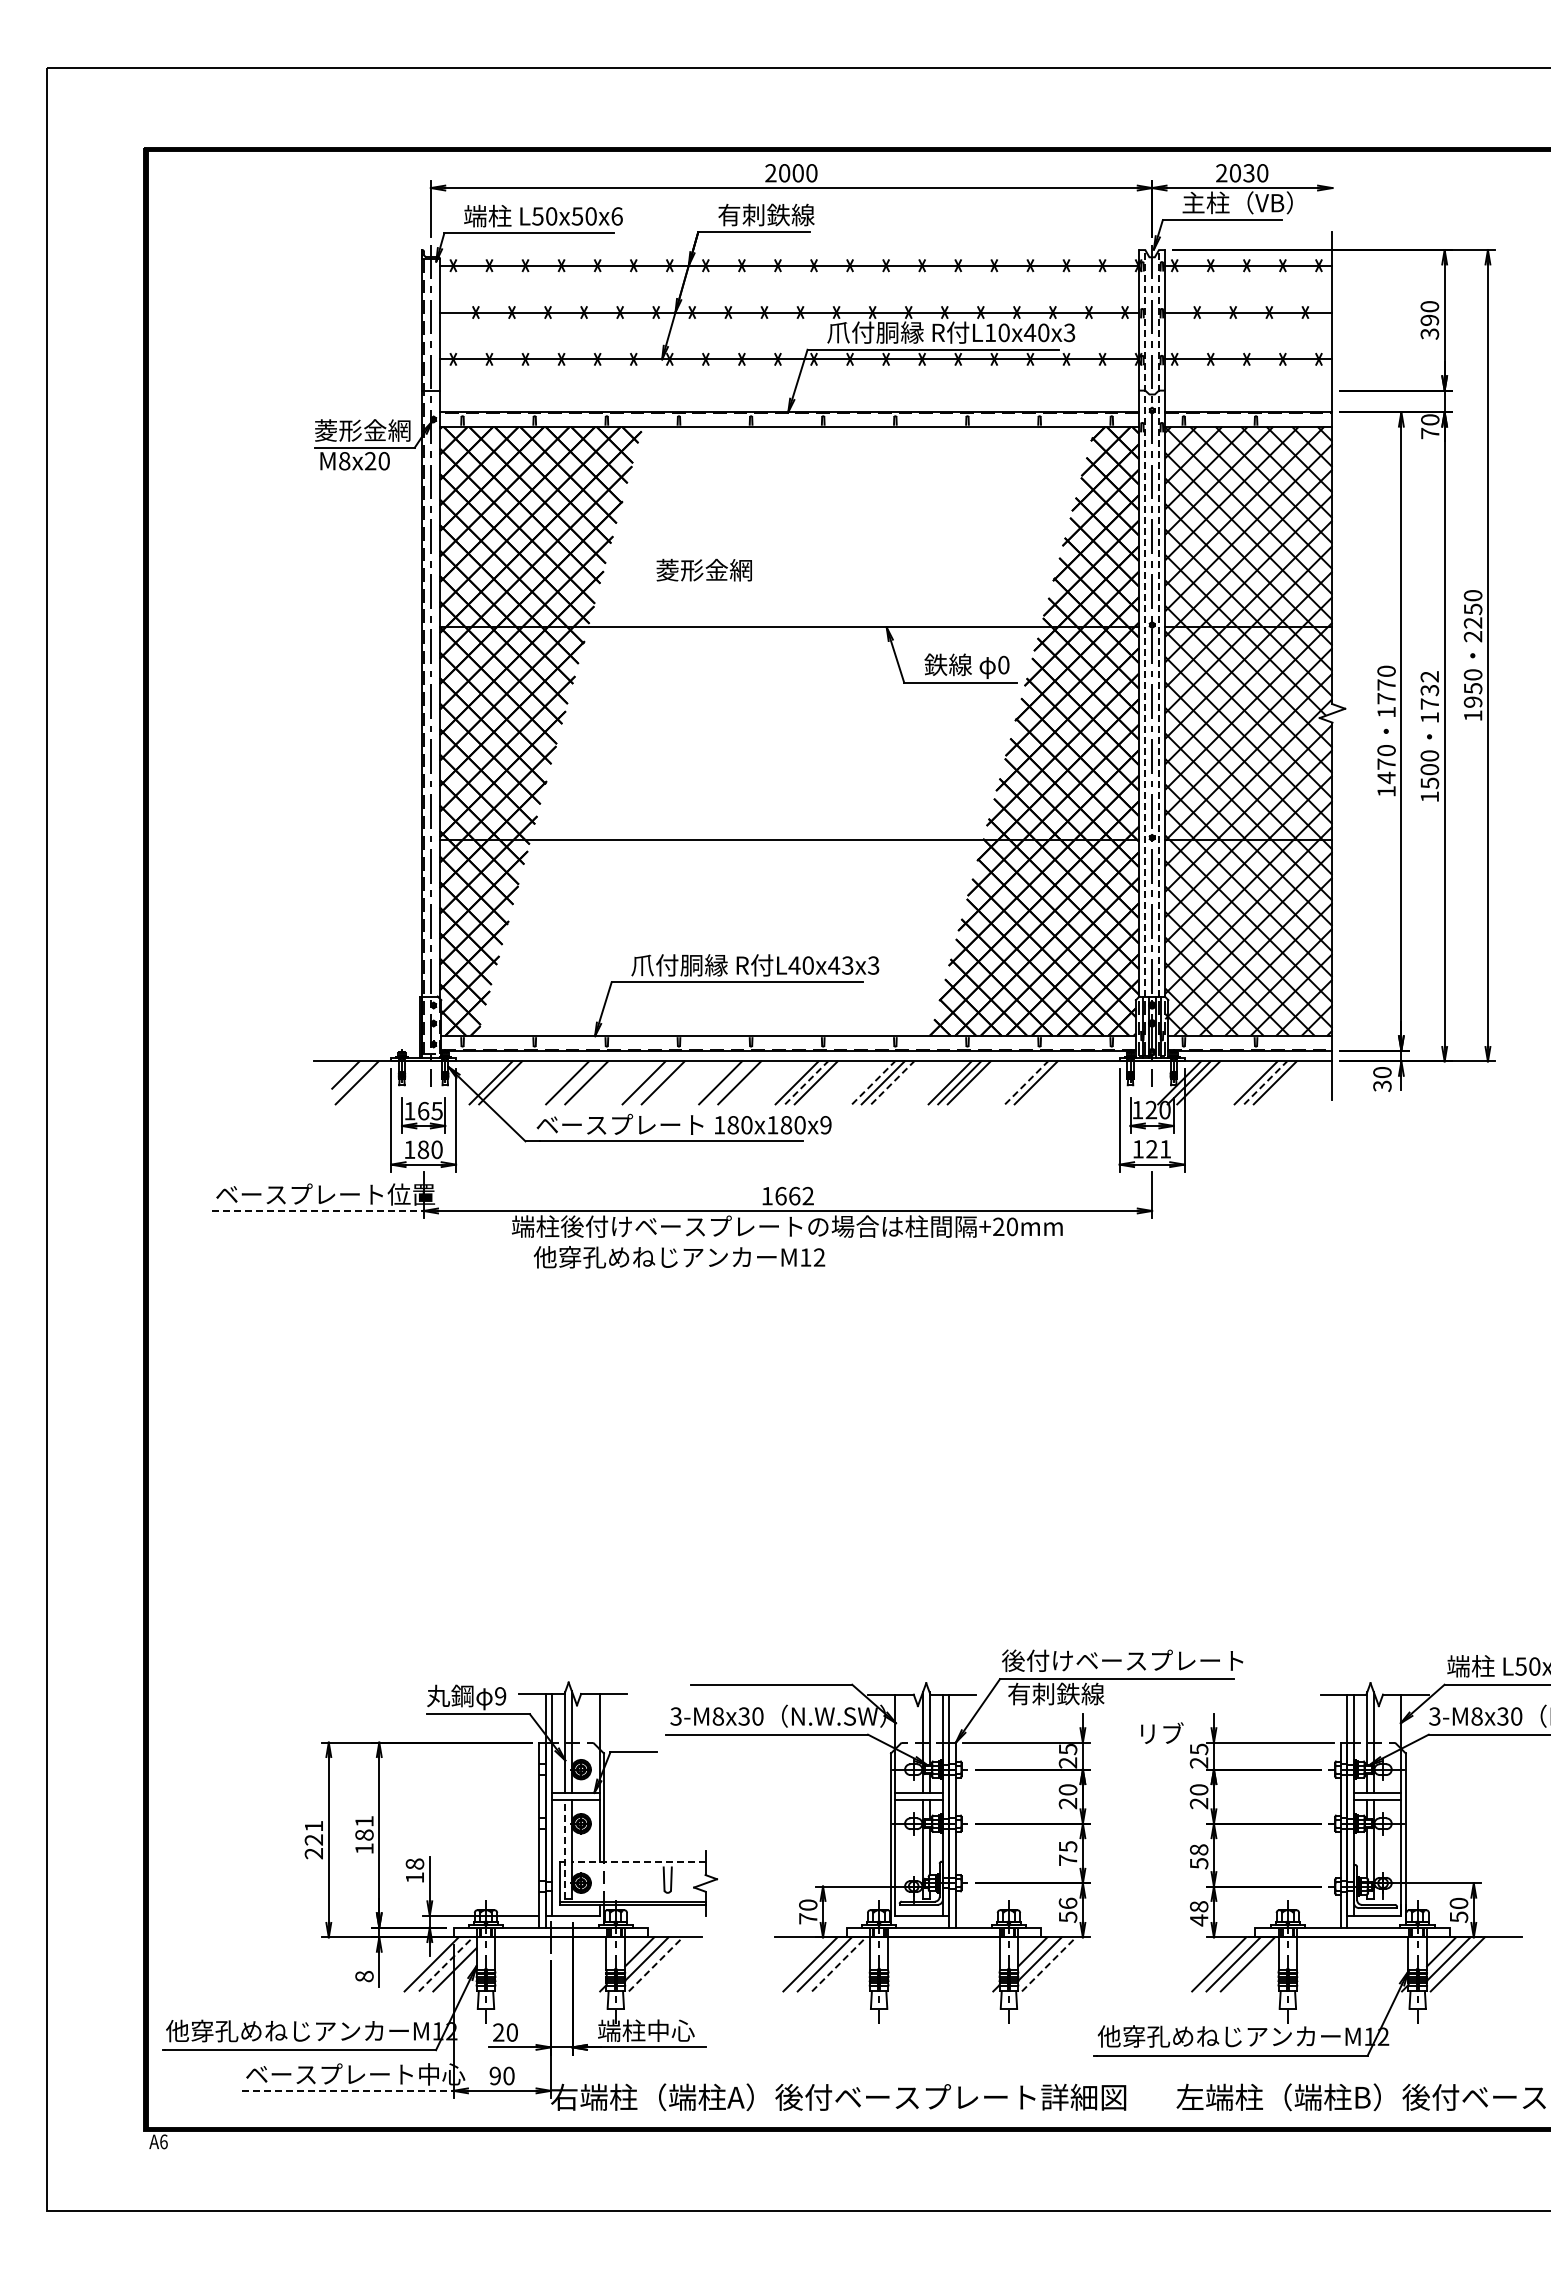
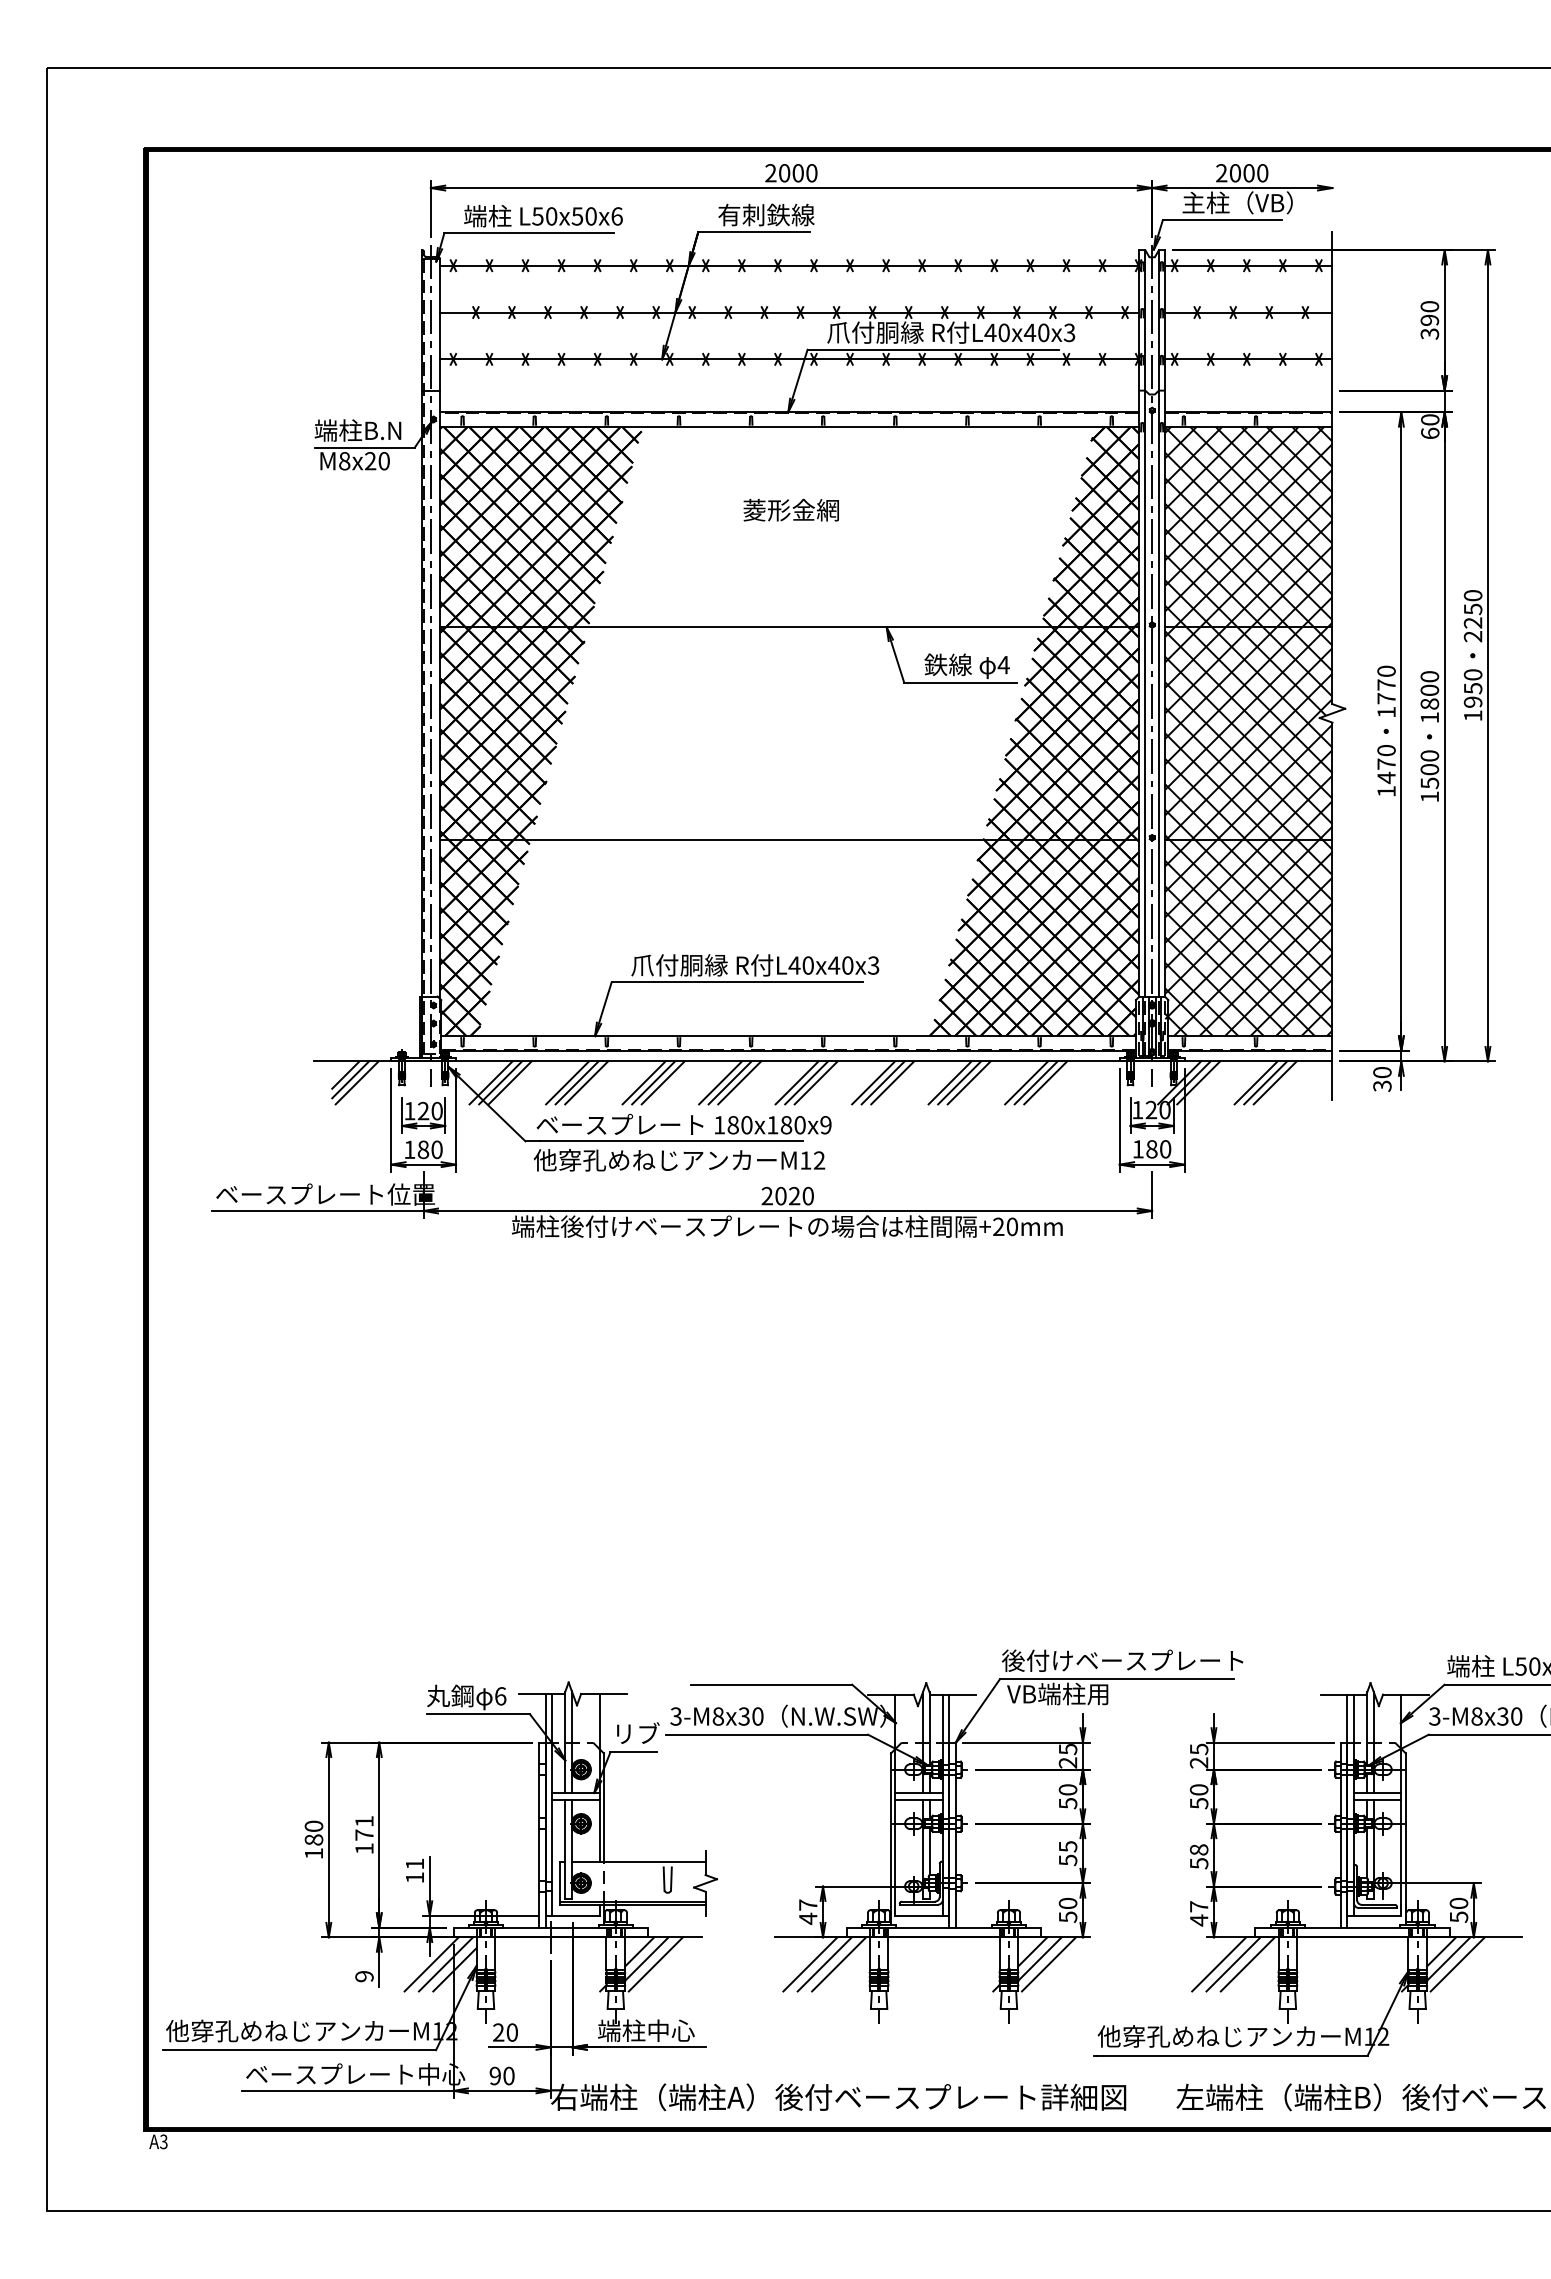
text: 2030 -> 2000 (1248, 173)
text: L10x40x3 -> L40x40x3 (990, 332)
text: 菱形金網 -> 端柱B.N (362, 430)
text: 70 -> 60 (1430, 433)
text position: (703, 569) -> (790, 509) (790, 509)
line: dashed -> solid (1145, 622)
line: dashed -> solid (1159, 622)
text: 0 -> 4 (1003, 664)
text: 1732 -> 1800 (1429, 690)
text: L40x43x3 -> L40x40x3 (847, 965)
line: none -> present (350, 1079)
line: none -> present (509, 1082)
line: none -> present (576, 1082)
line: none -> present (653, 1082)
line: none -> present (729, 1082)
line: dashed -> solid (806, 1082)
line: dashed -> solid (873, 1082)
line: dashed -> solid (893, 1082)
line: dashed -> solid (1026, 1082)
line: none -> present (1045, 1082)
line: dashed -> solid (1266, 1082)
text: 165 -> 120 (429, 1110)
text: 121 -> 180 (1158, 1149)
text: 1662 -> 2020 (787, 1195)
line: dashed -> solid (317, 1210)
text position: (679, 1257) -> (679, 1160) (679, 1160)
text: 有刺鉄線 -> VB端柱用 (1057, 1693)
text: 9 -> 6 (500, 1696)
text position: (1162, 1732) -> (638, 1732) (638, 1732)
text: 20 -> 50 (1067, 1803)
text: 20 -> 50 (1198, 1803)
text: 181 -> 171 (364, 1834)
text: 221 -> 180 (313, 1839)
line: dashed -> solid (565, 1849)
text: 75 -> 55 (1068, 1860)
line: dashed -> solid (638, 1861)
text: 18 -> 11 (414, 1863)
text: 56 -> 50 (1067, 1902)
text: 48 -> 47 (1199, 1906)
text: 70 -> 47 (808, 1912)
line: dashed -> solid (446, 1964)
line: dashed -> solid (656, 1964)
line: dashed -> solid (839, 1964)
line: dashed -> solid (1049, 1964)
text: 8 -> 9 (364, 1976)
line: dashed -> solid (347, 2090)
text: A6 -> A3 (163, 2141)
